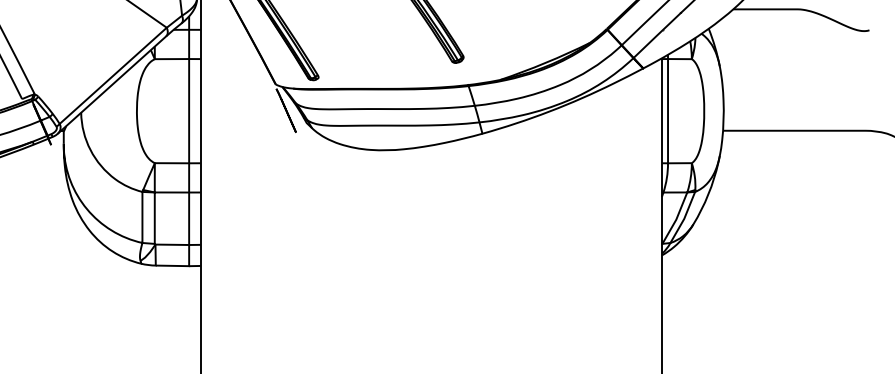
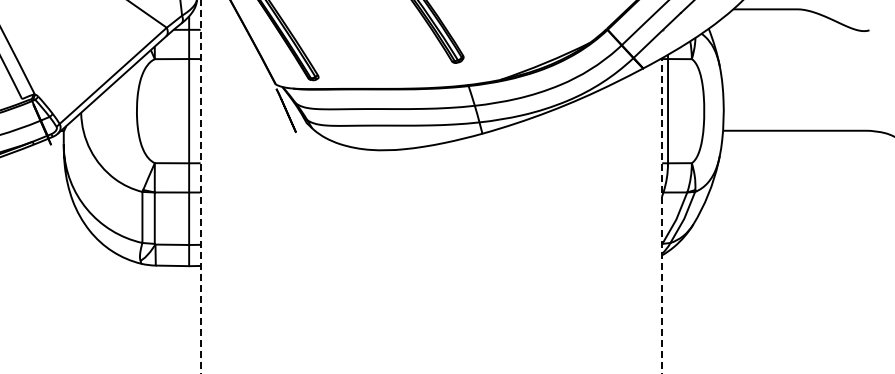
line: solid -> dashed (200, 186)
line: solid -> dashed (662, 215)
